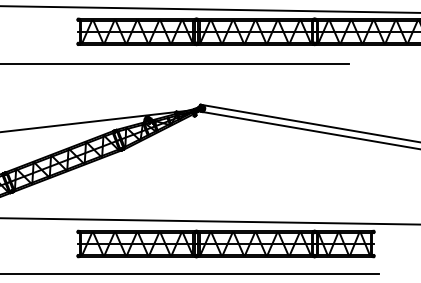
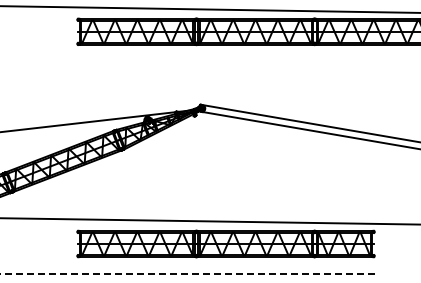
line: present -> none (175, 64)
line: solid -> dashed (190, 274)
